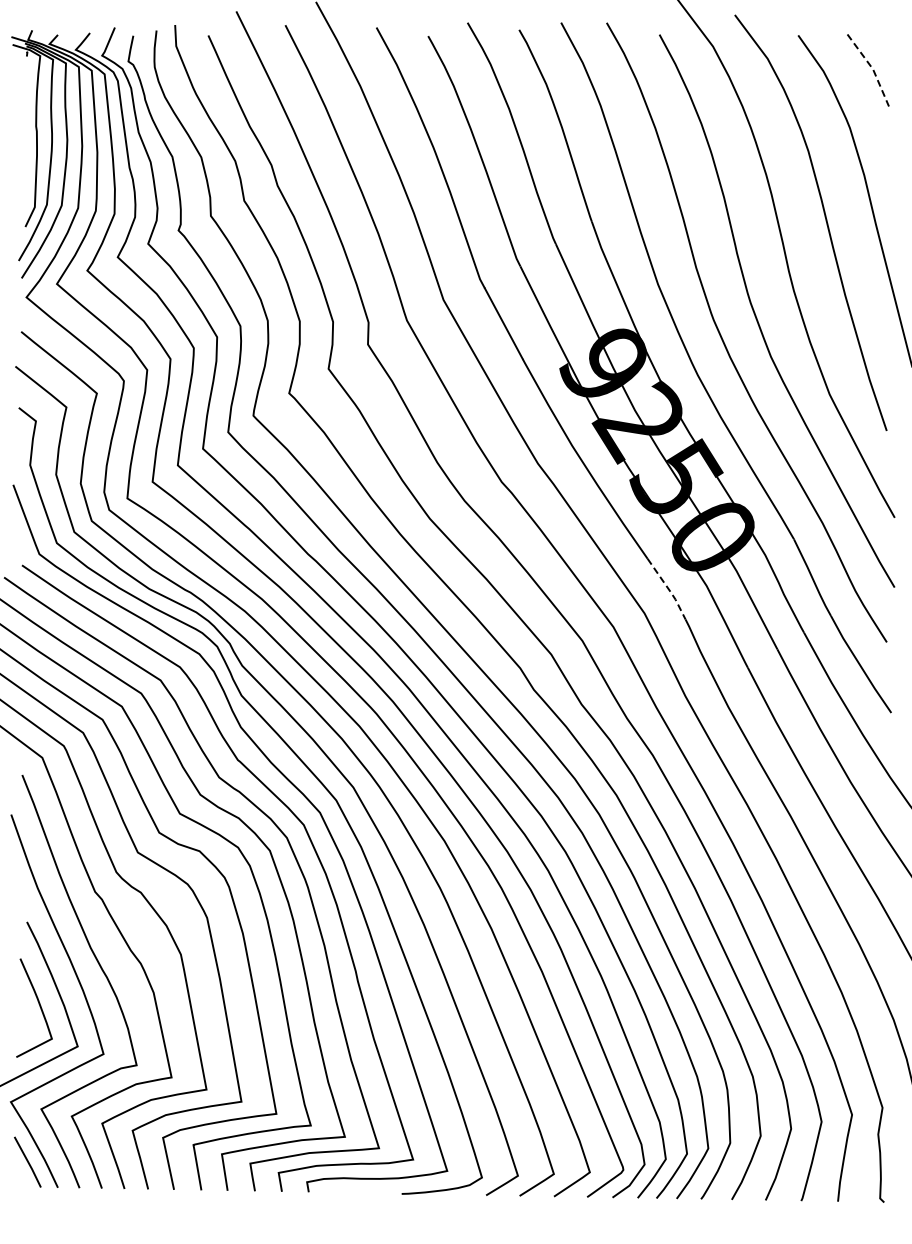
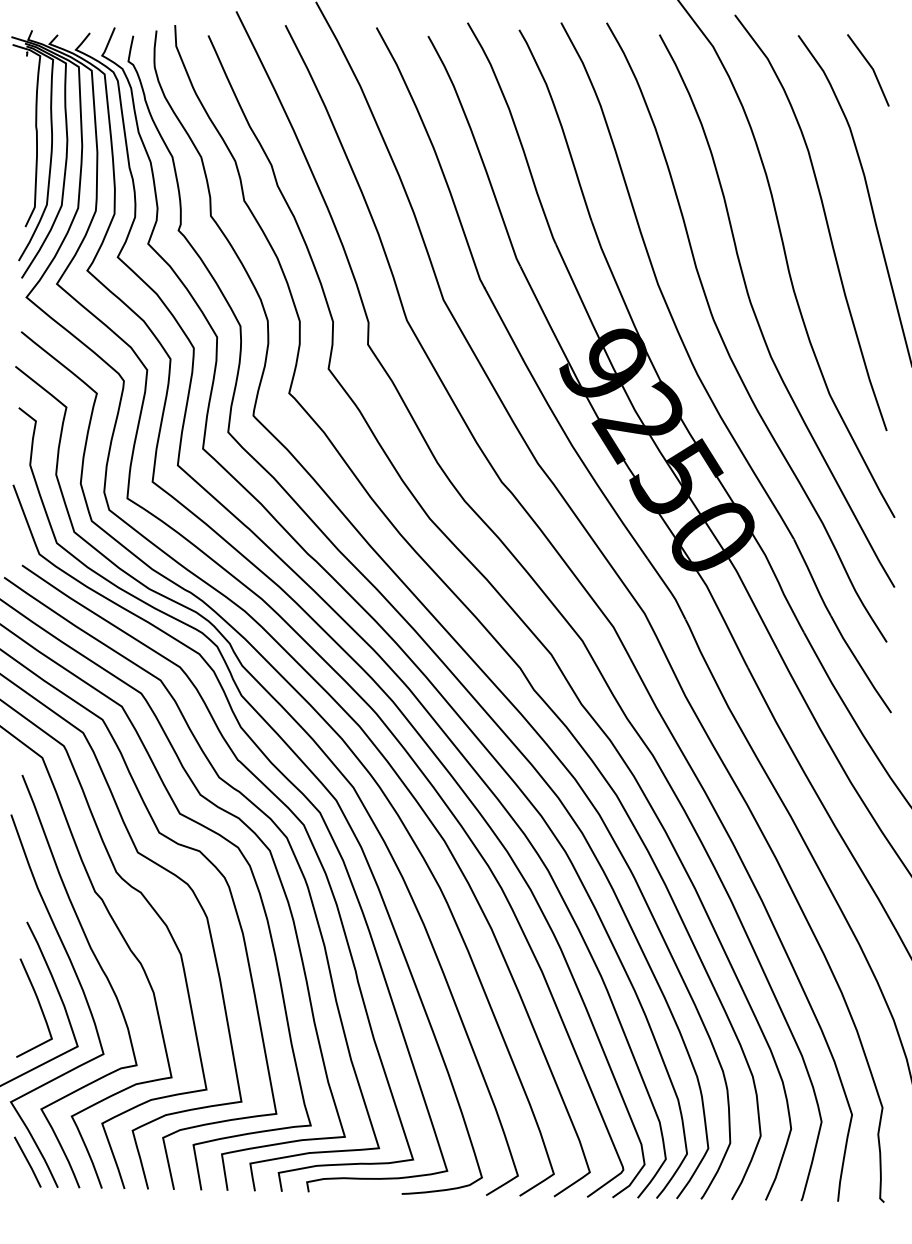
line: dashed -> solid (872, 68)
line: dashed -> solid (669, 589)
